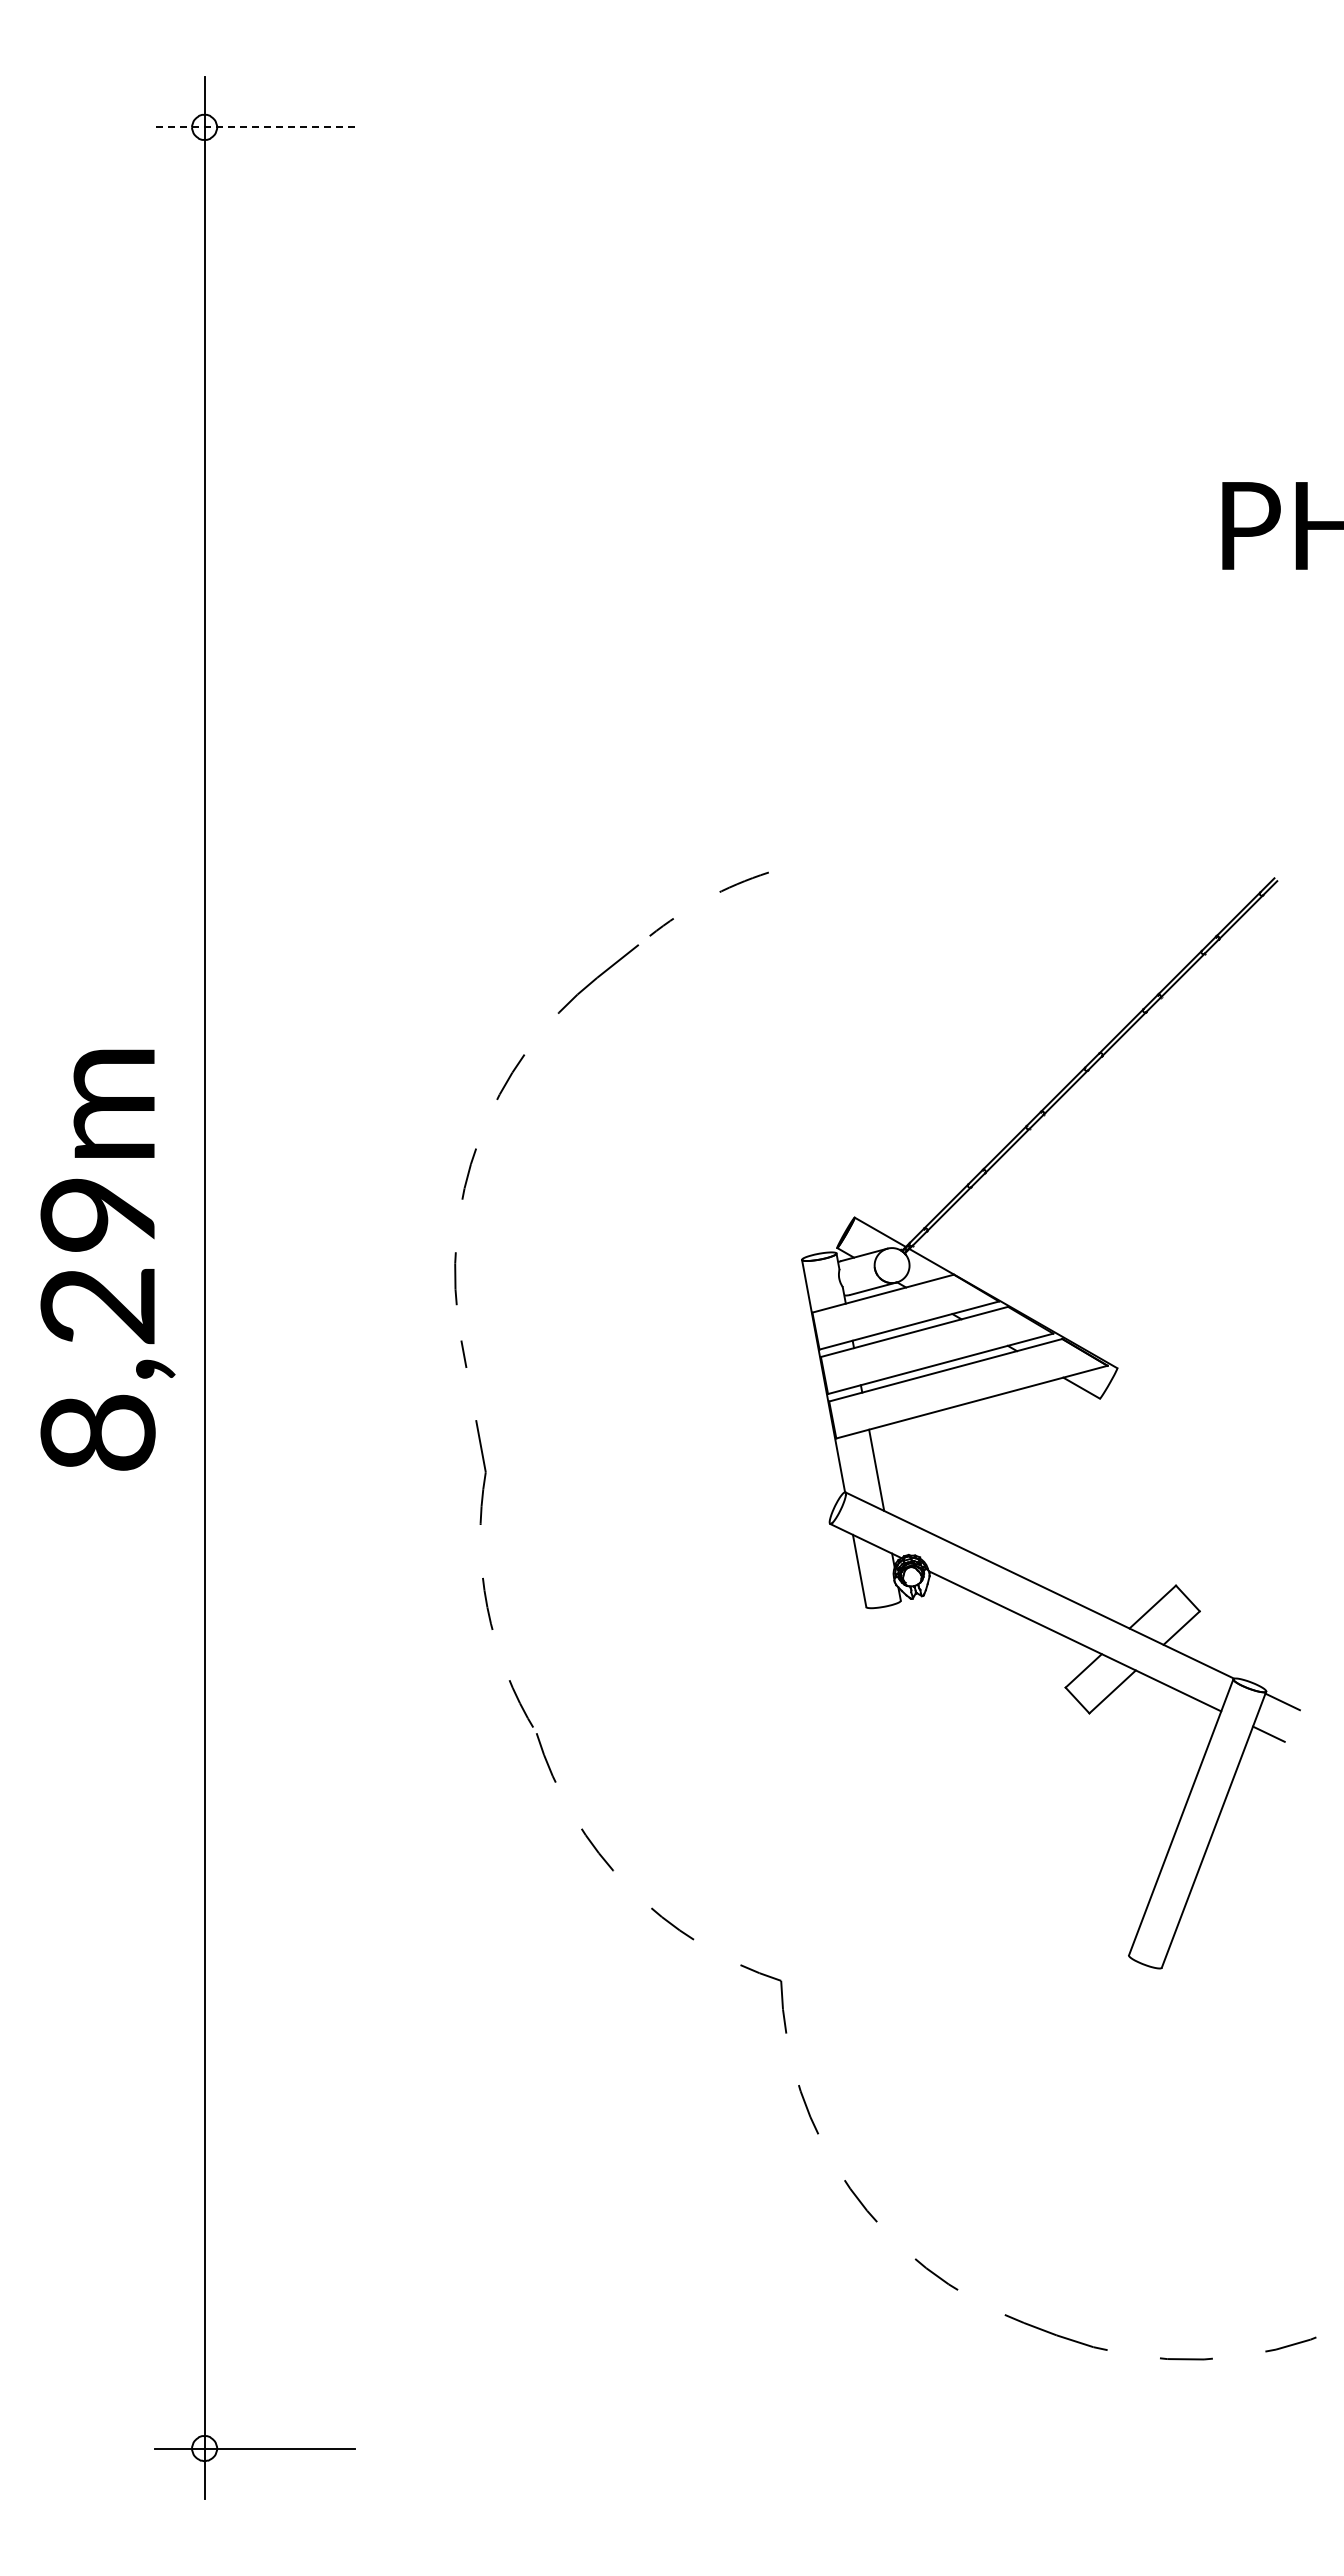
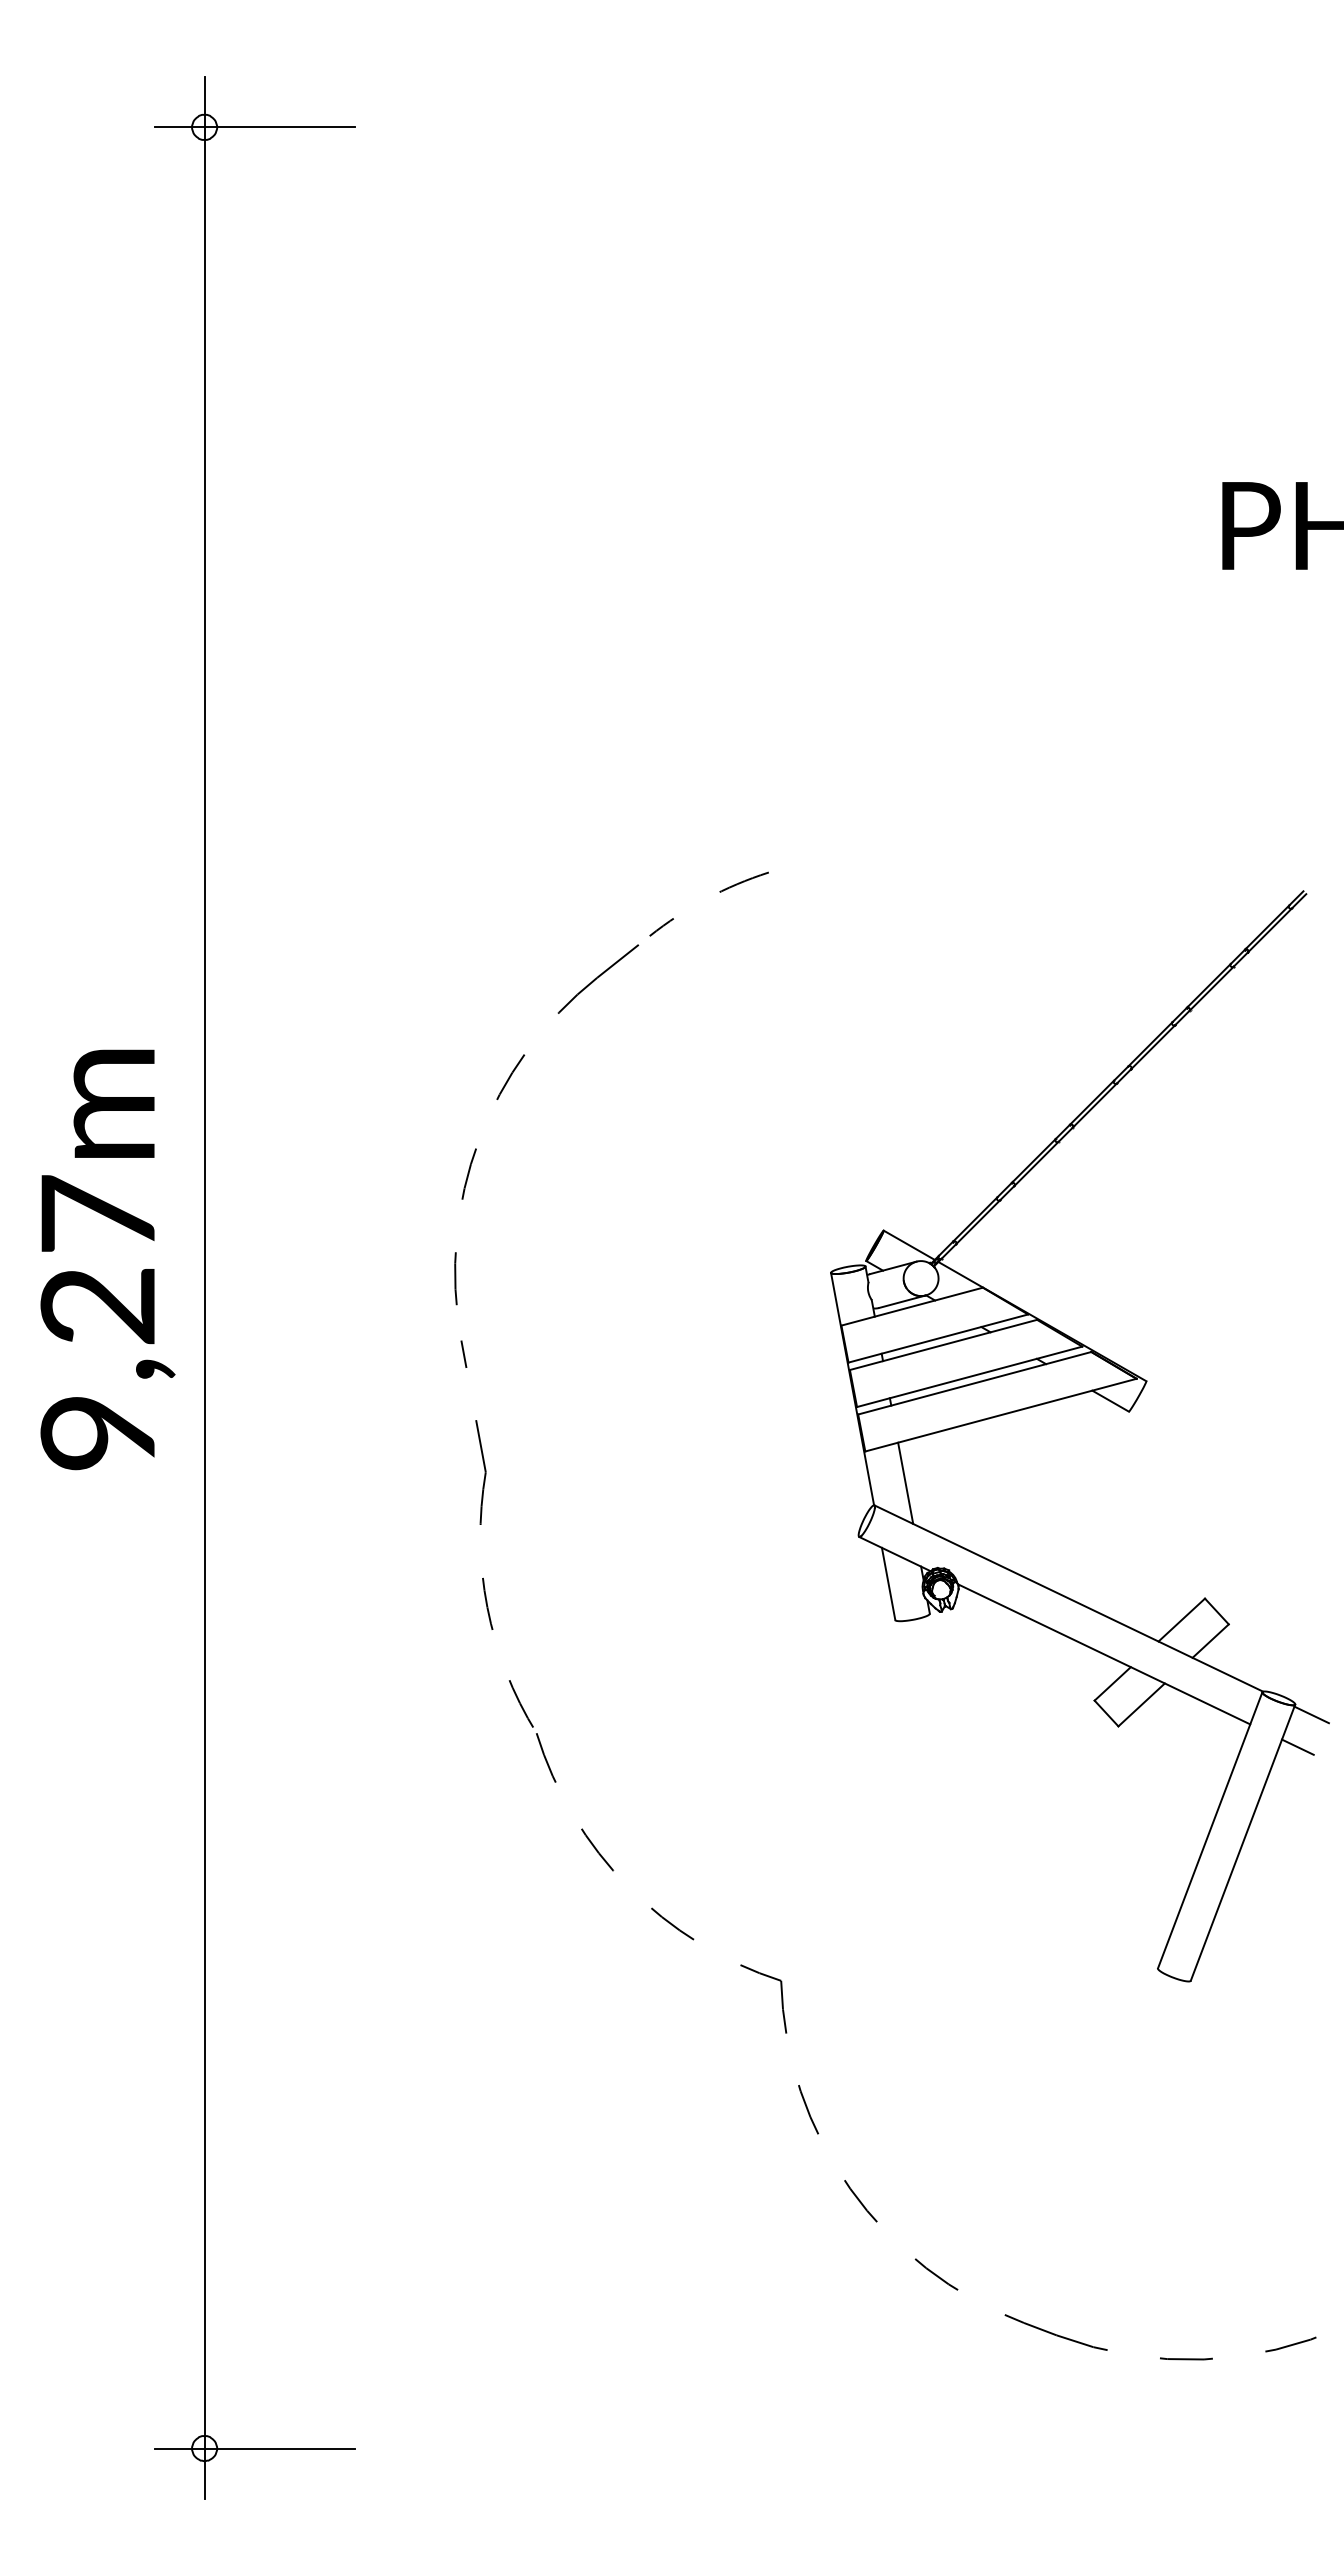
line: dashed -> solid (254, 127)
text: 8,29m -> 9,27m (97, 1322)
part position: (1042, 1384) -> (1071, 1397) (1071, 1397)
